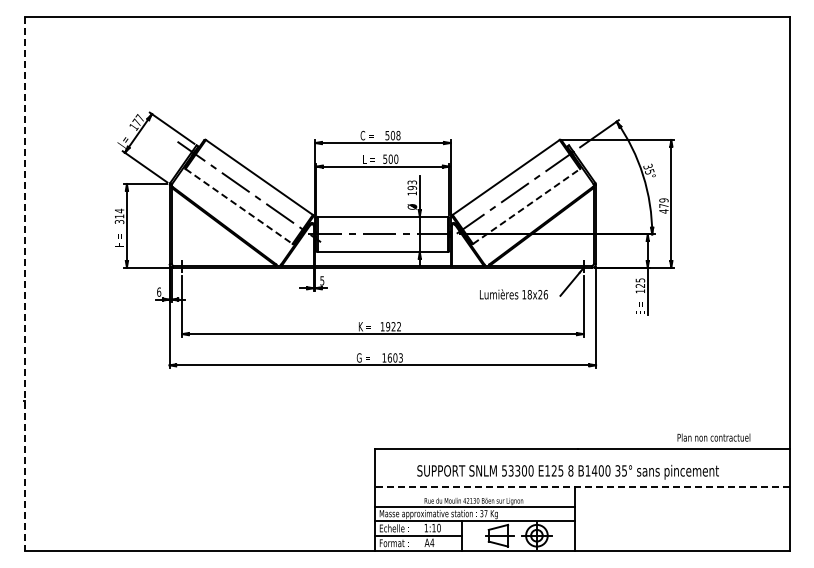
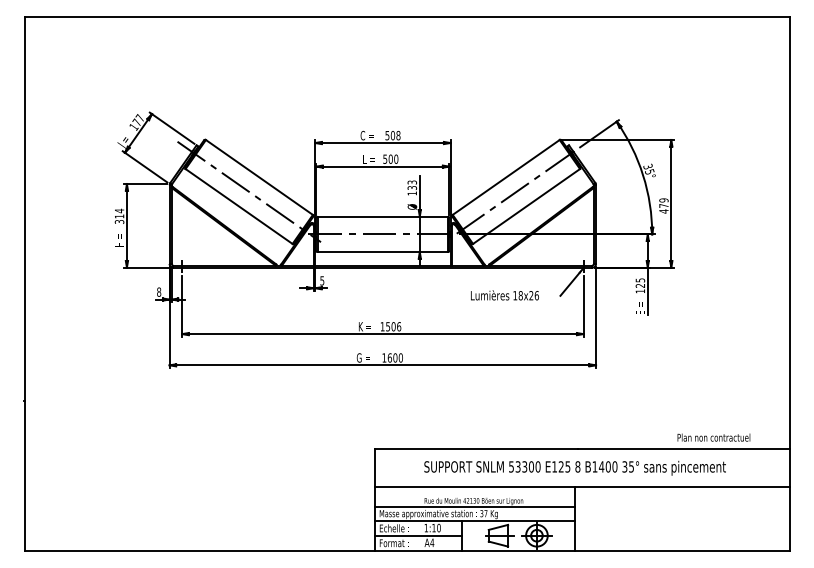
text: 193 -> 133 (411, 188)
line: dashed -> solid (239, 206)
line: dashed -> solid (526, 206)
line: dashed -> solid (24, 283)
text: 6 -> 8 (159, 291)
text position: (513, 294) -> (504, 295) (504, 295)
text: 1922 -> 1506 (393, 326)
text: 1603 -> 1600 (400, 357)
text position: (567, 471) -> (574, 467) (574, 467)
line: dashed -> solid (581, 487)
